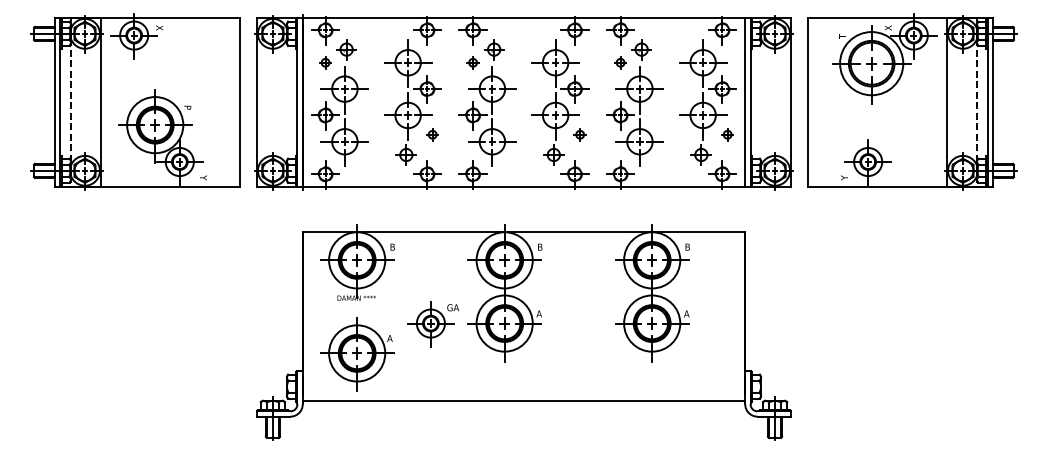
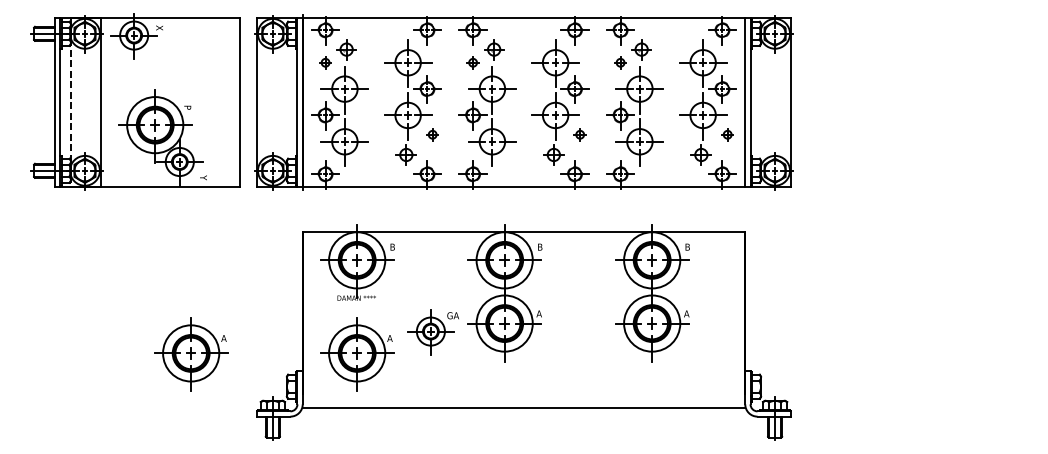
part: present -> none (912, 101)
part position: (432, 324) -> (432, 332) (432, 332)
part: none -> present (191, 354)
line position: (523, 400) -> (523, 407) (523, 407)
